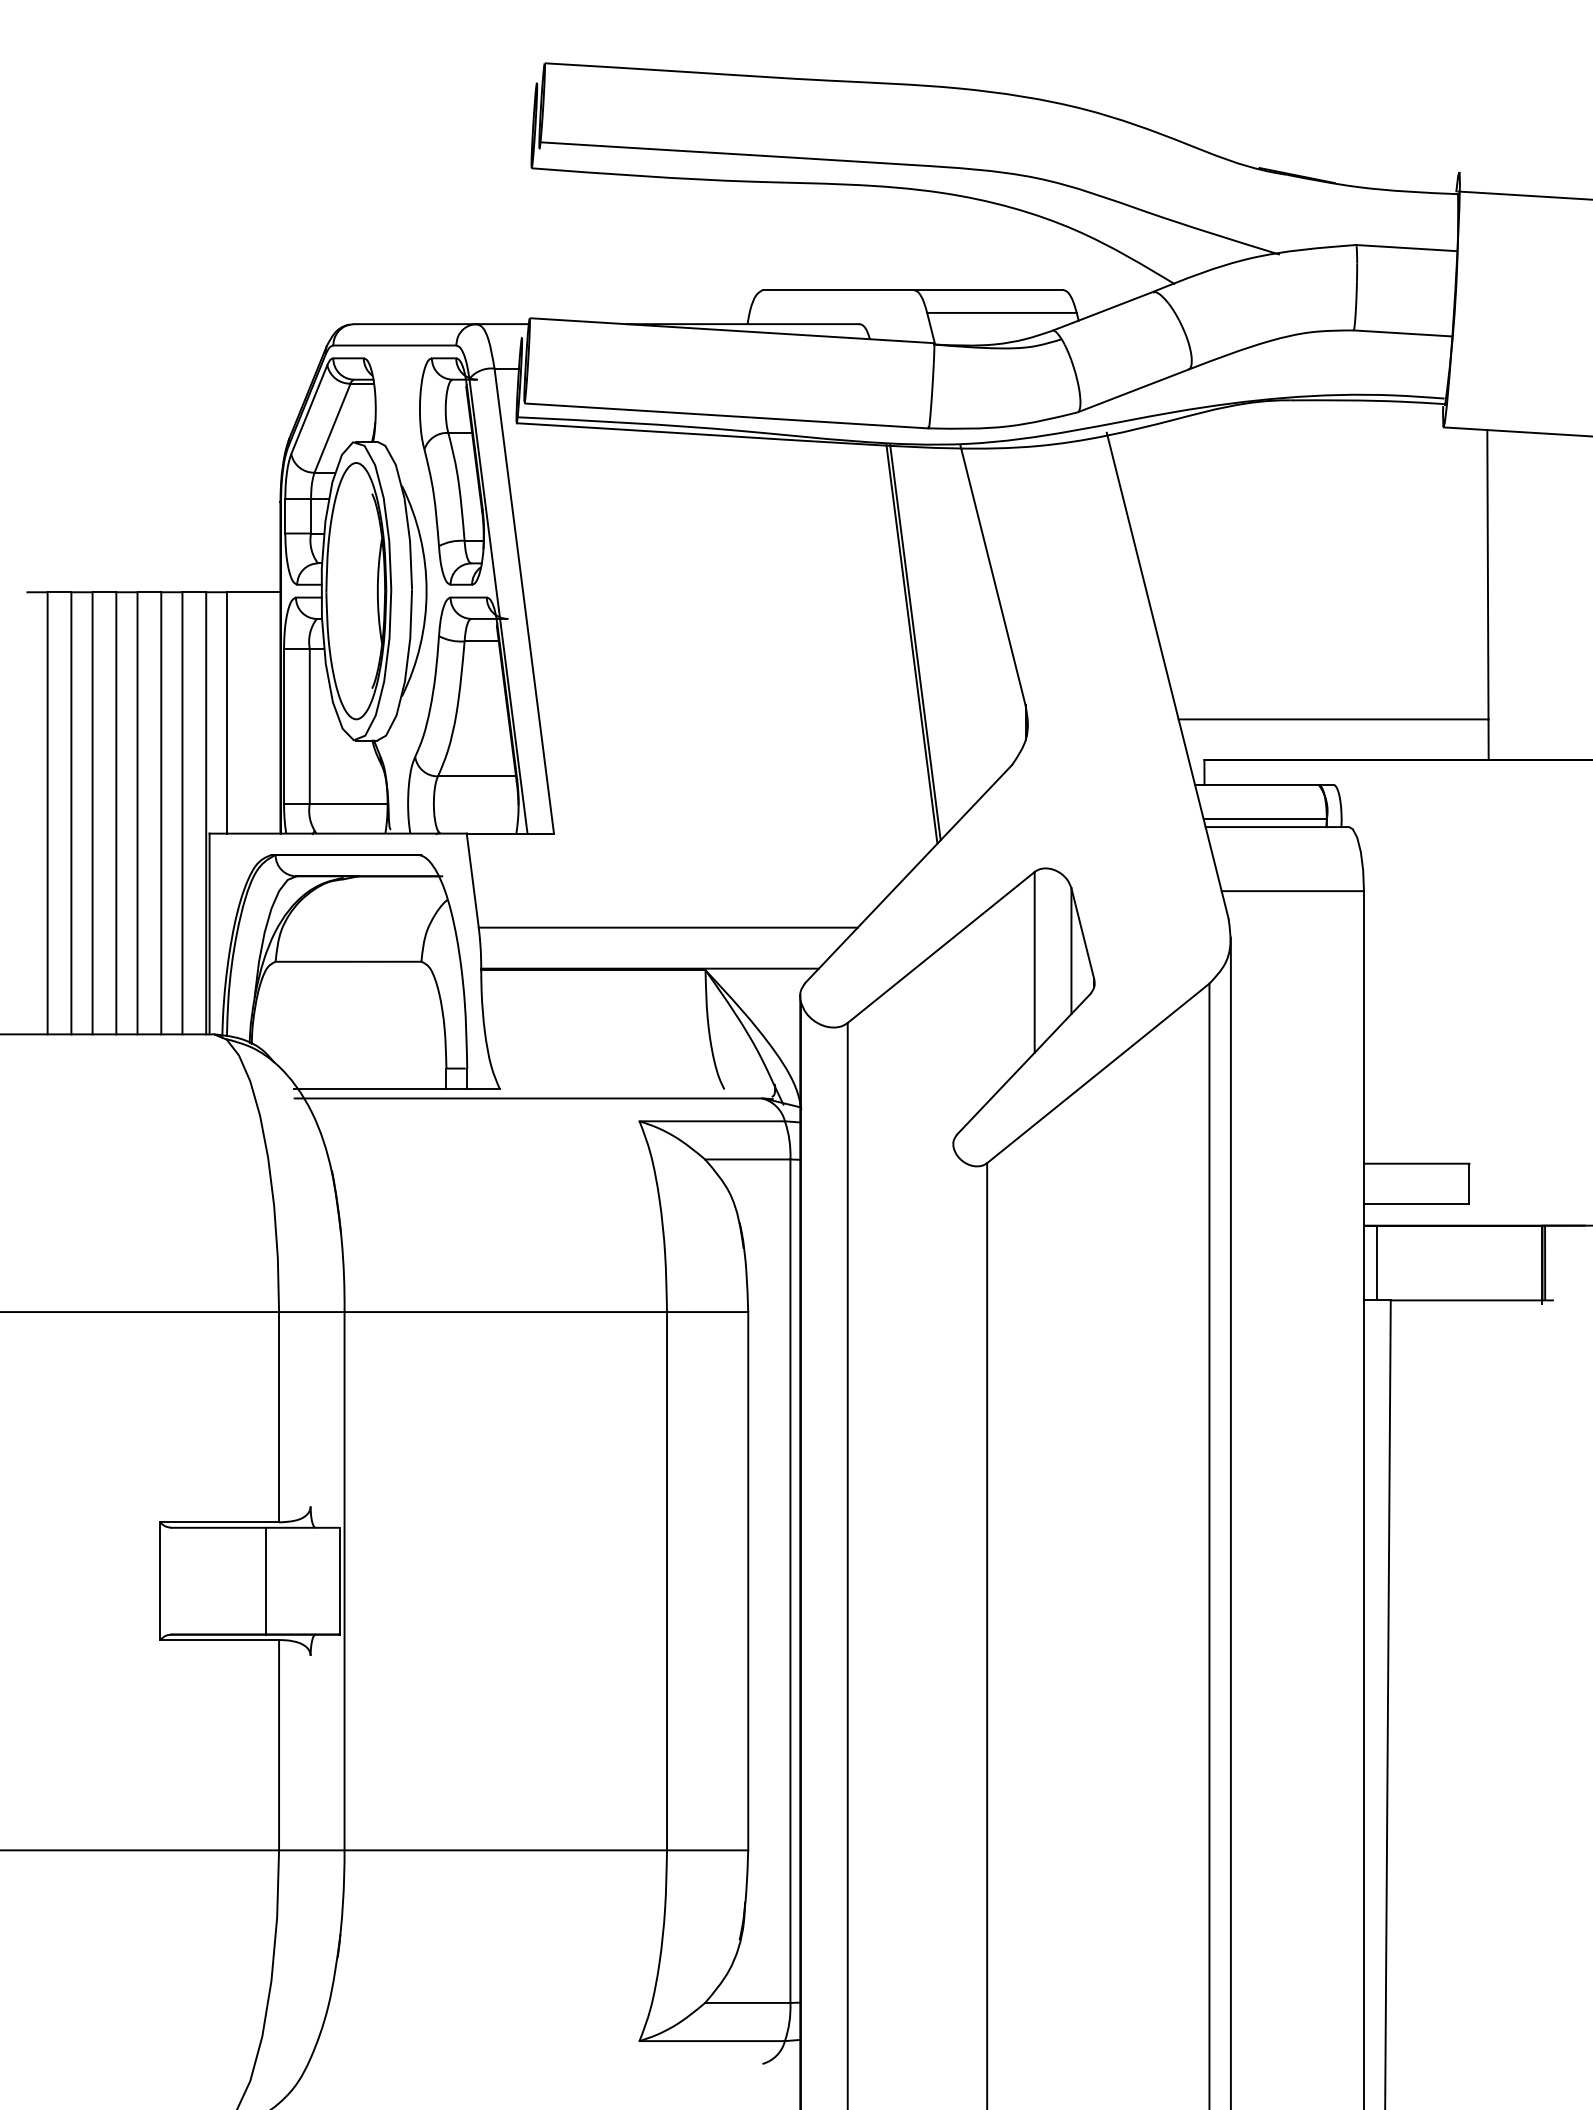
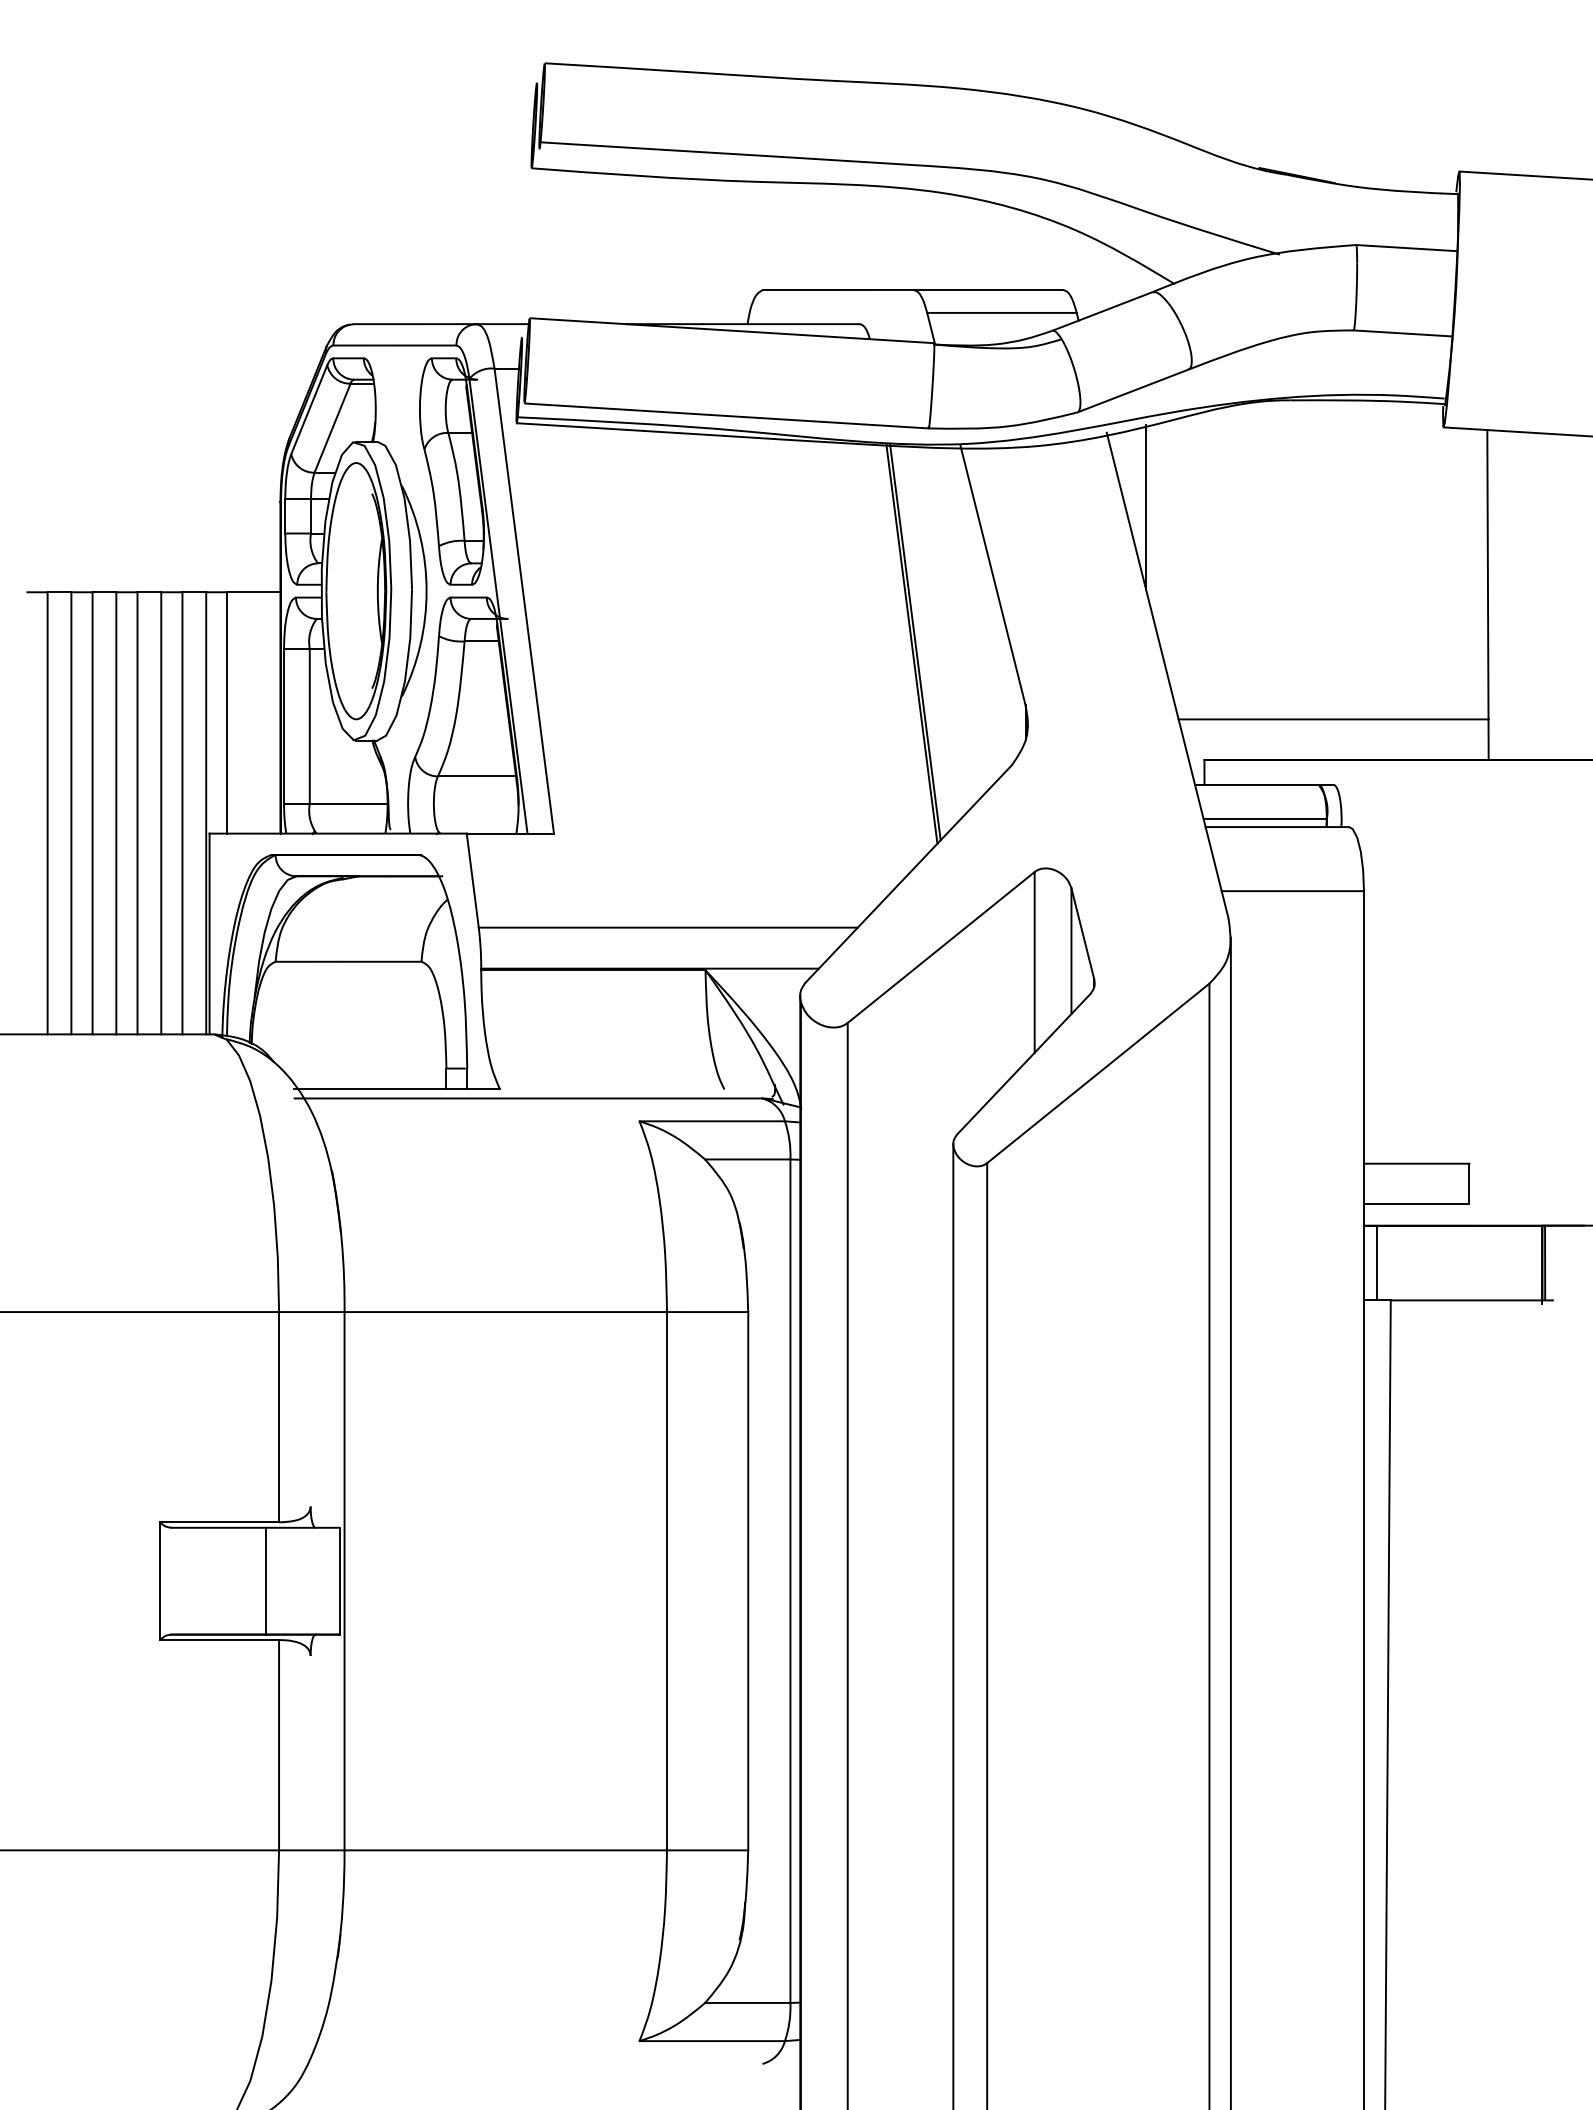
line position: (1523, 195) -> (1524, 175) (1524, 175)
line: none -> present (1146, 507)
line: none -> present (953, 1625)
